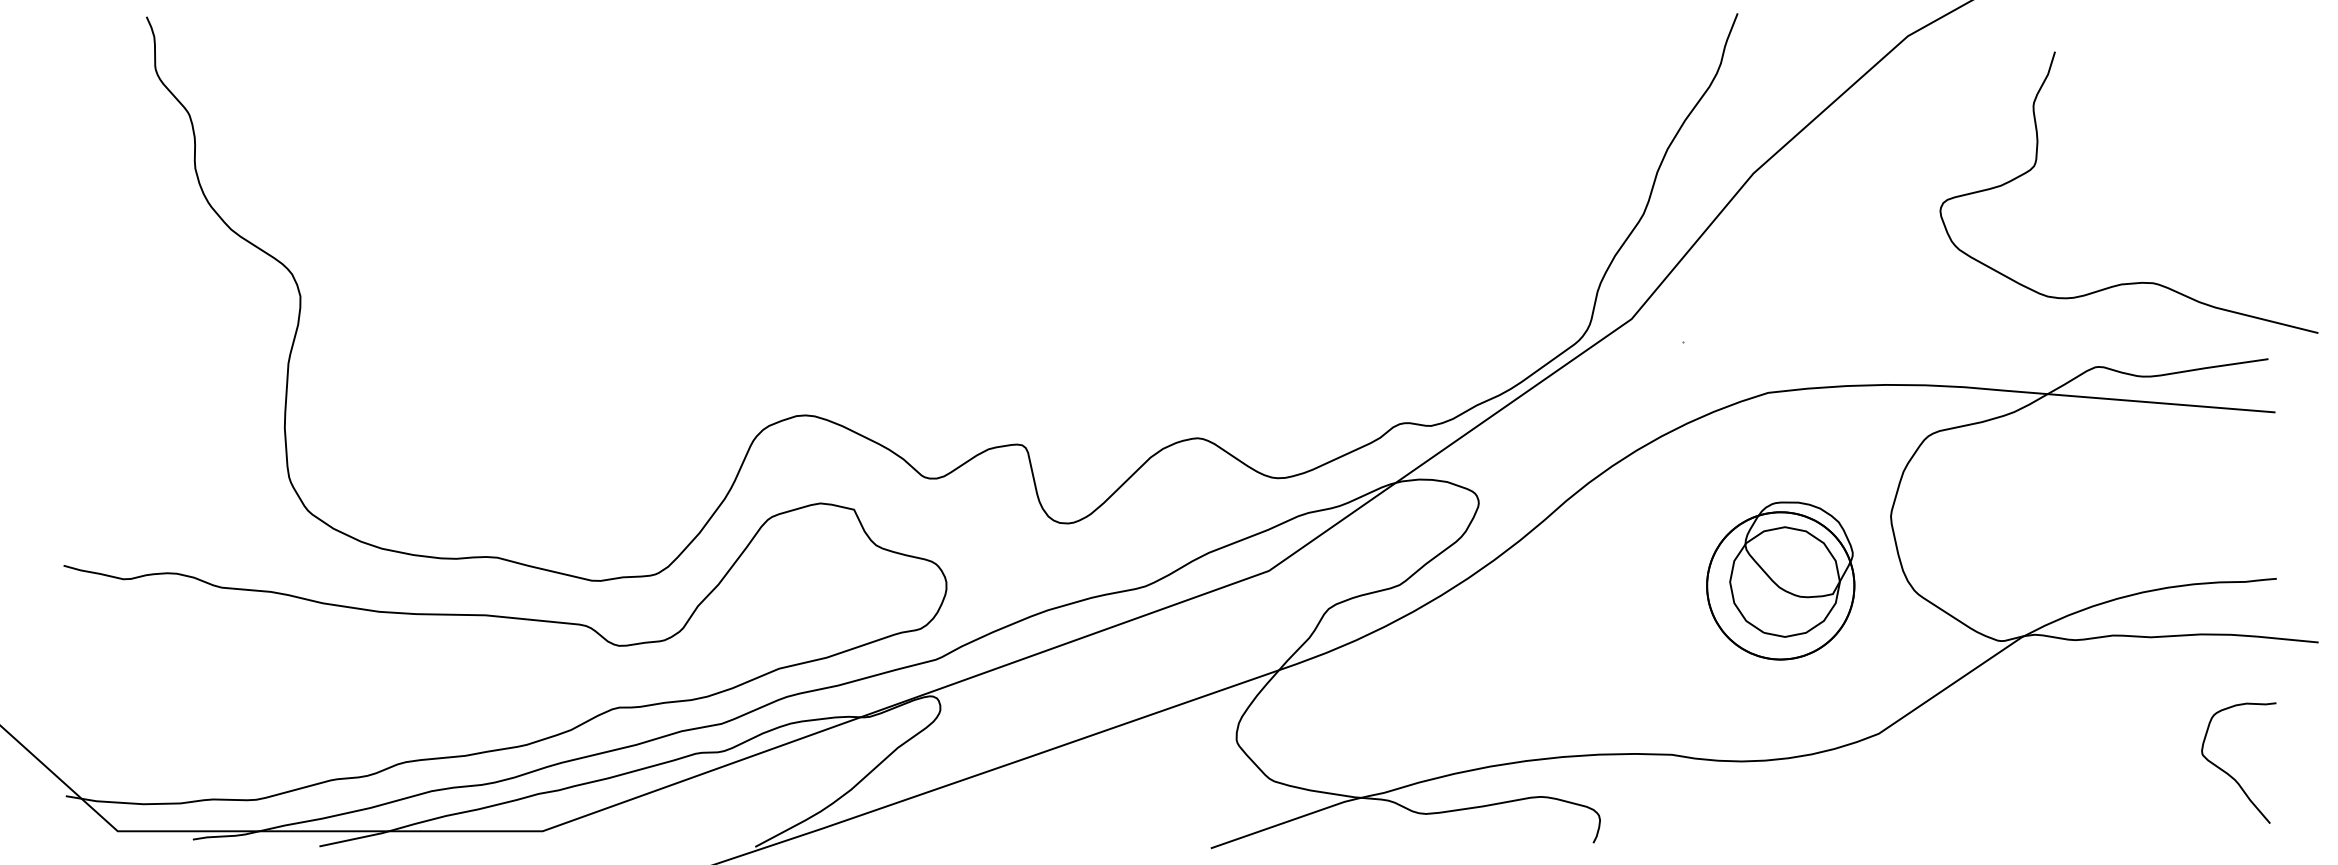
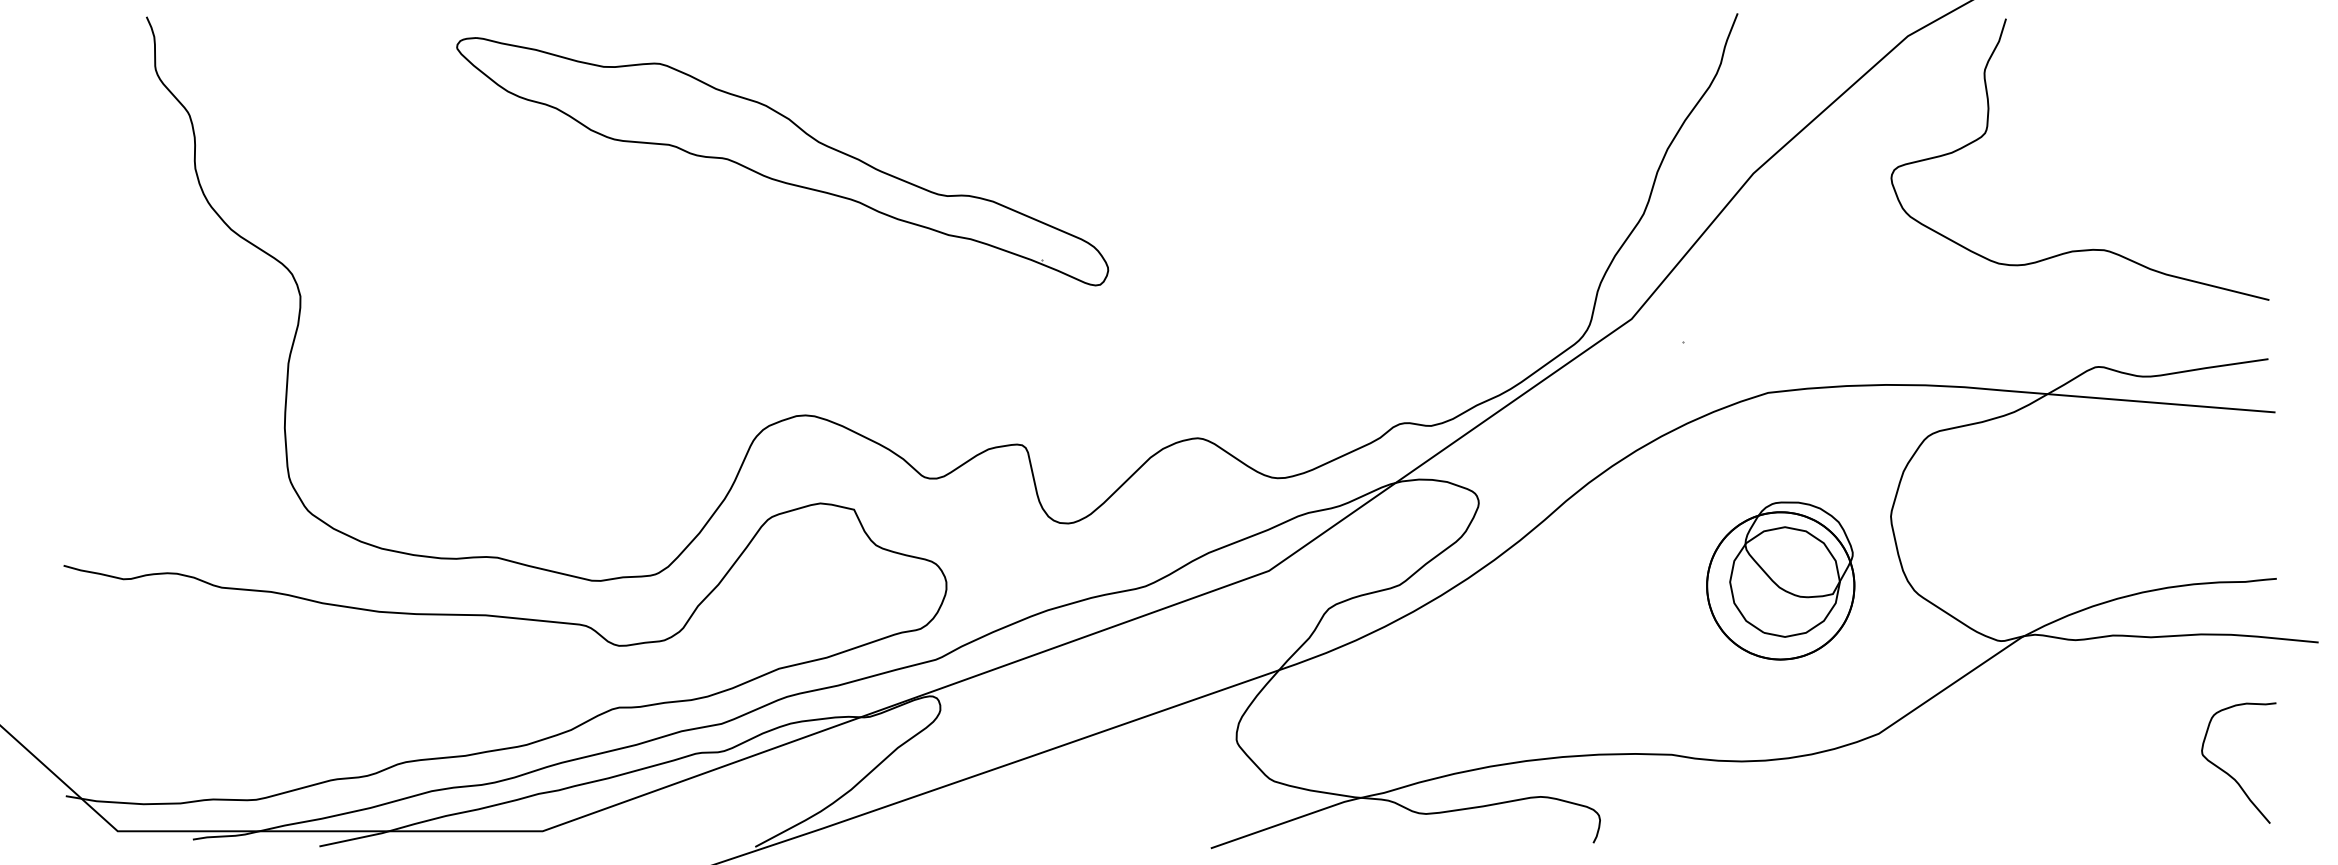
part: none -> present (782, 161)
curve position: (2129, 282) -> (2080, 249) (2080, 249)
